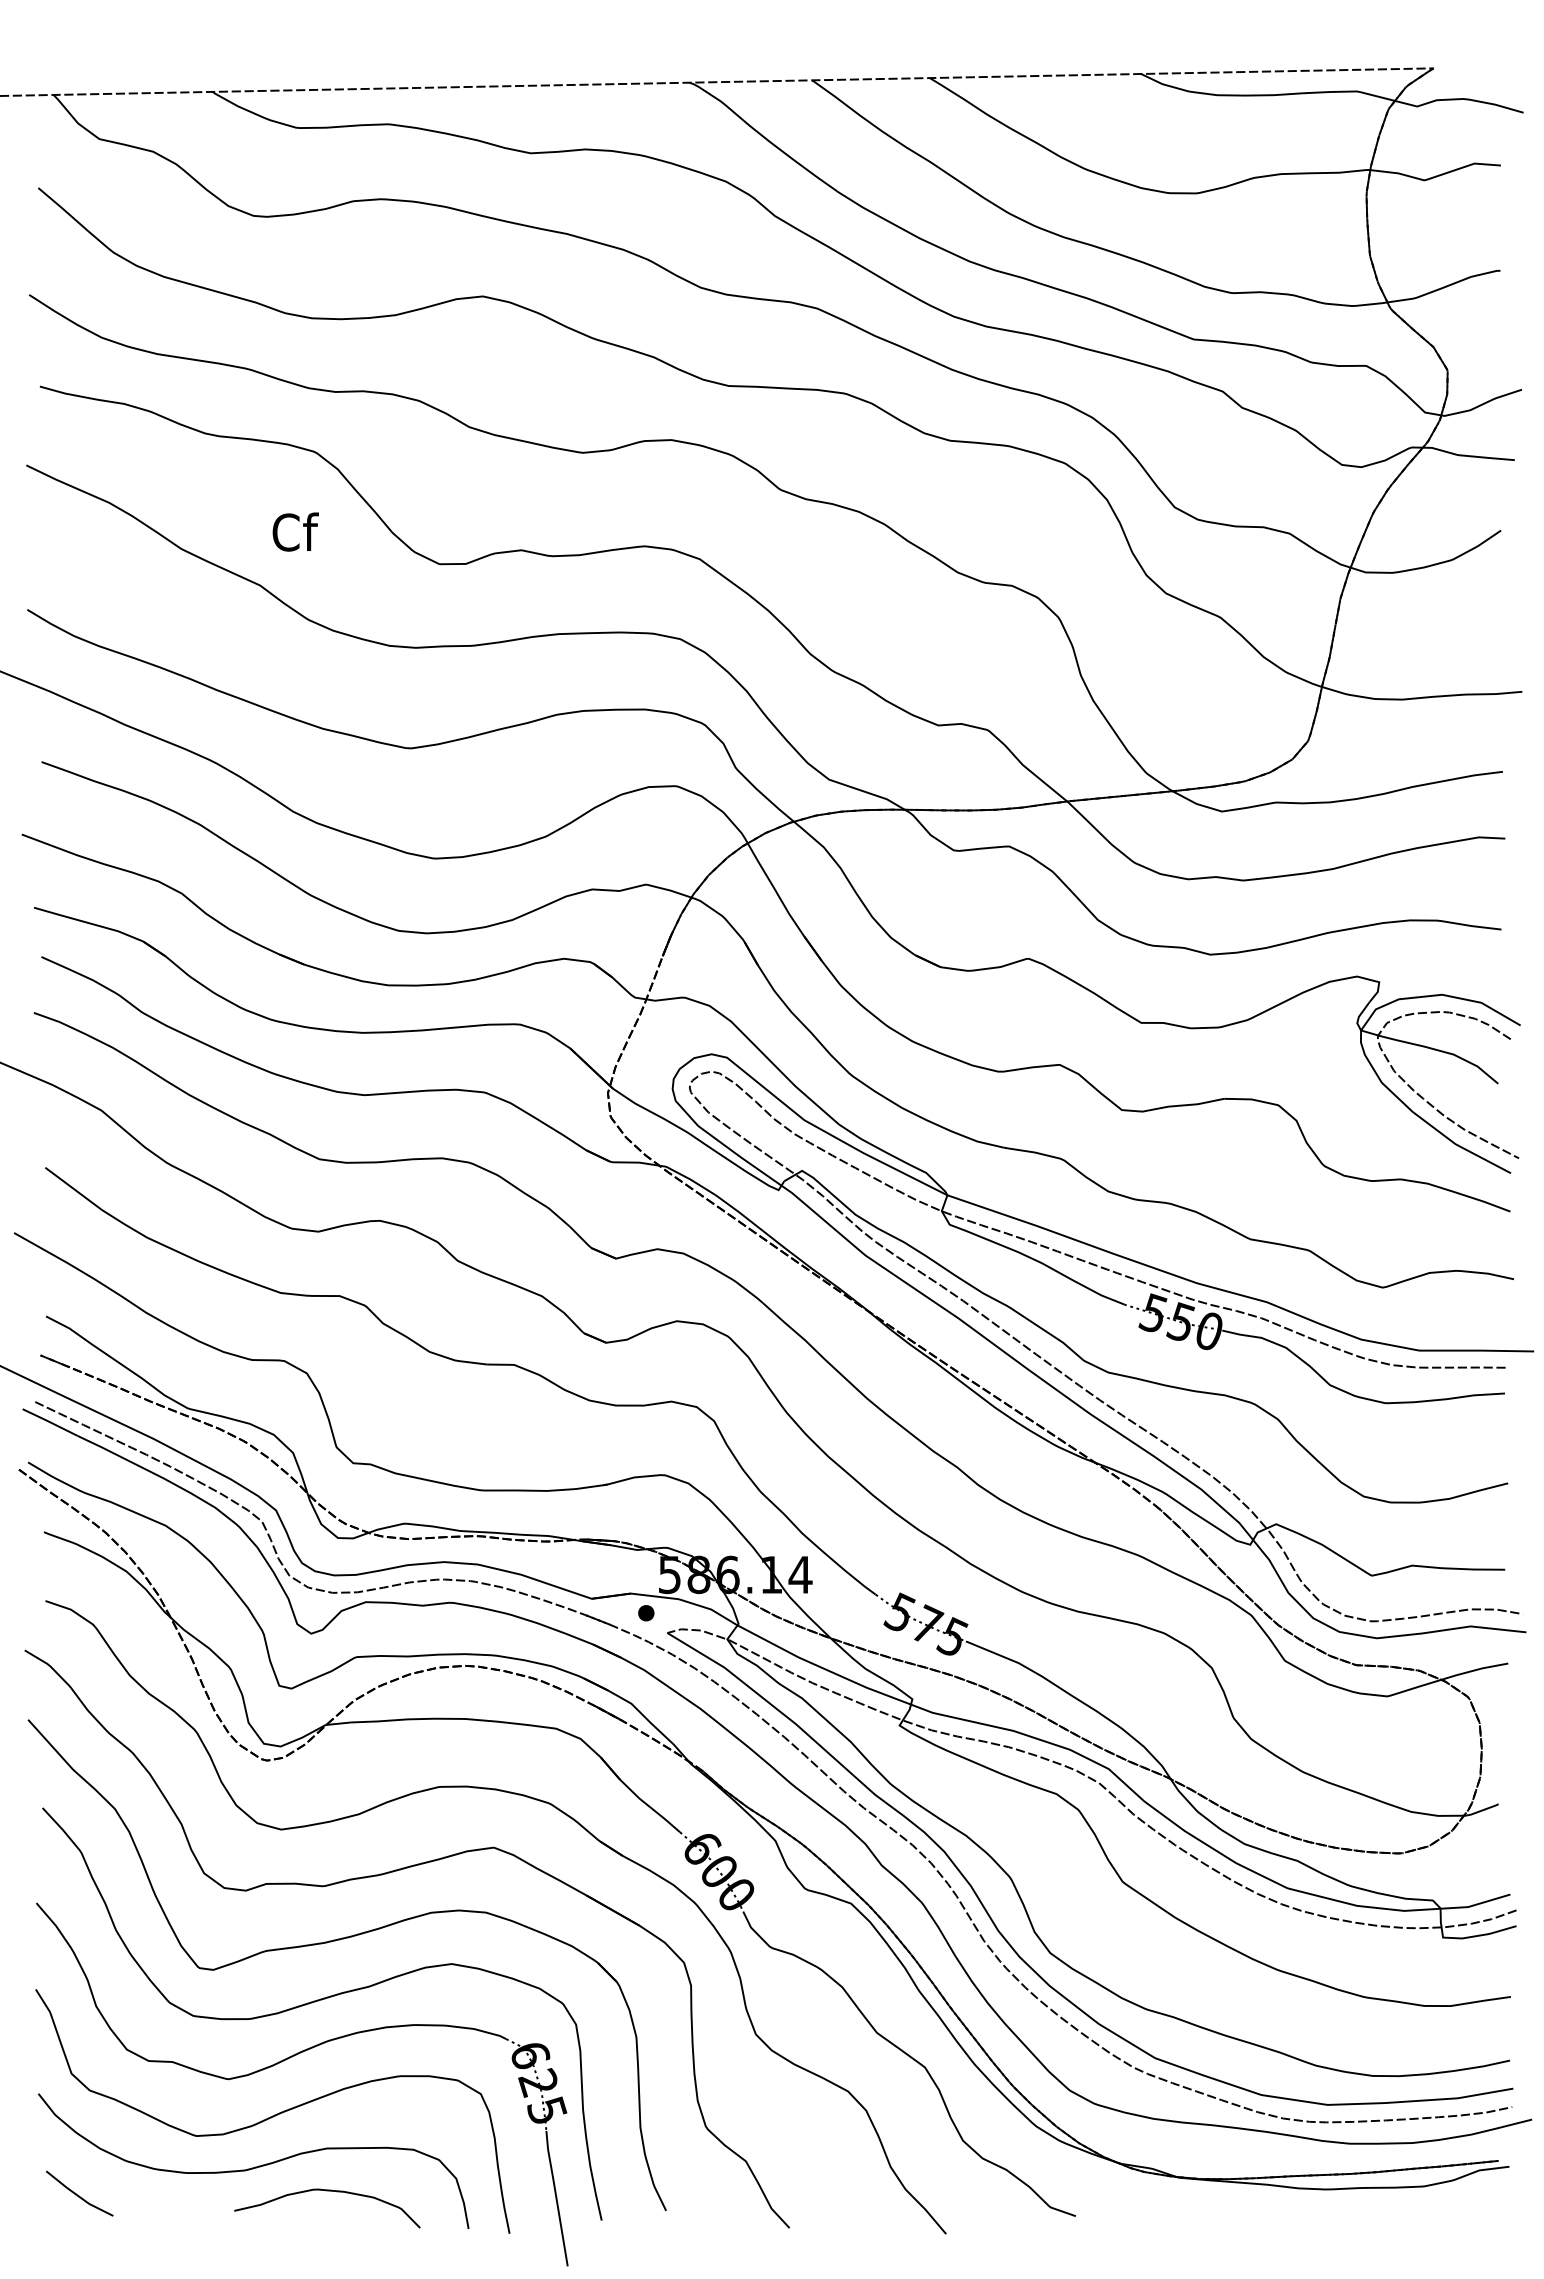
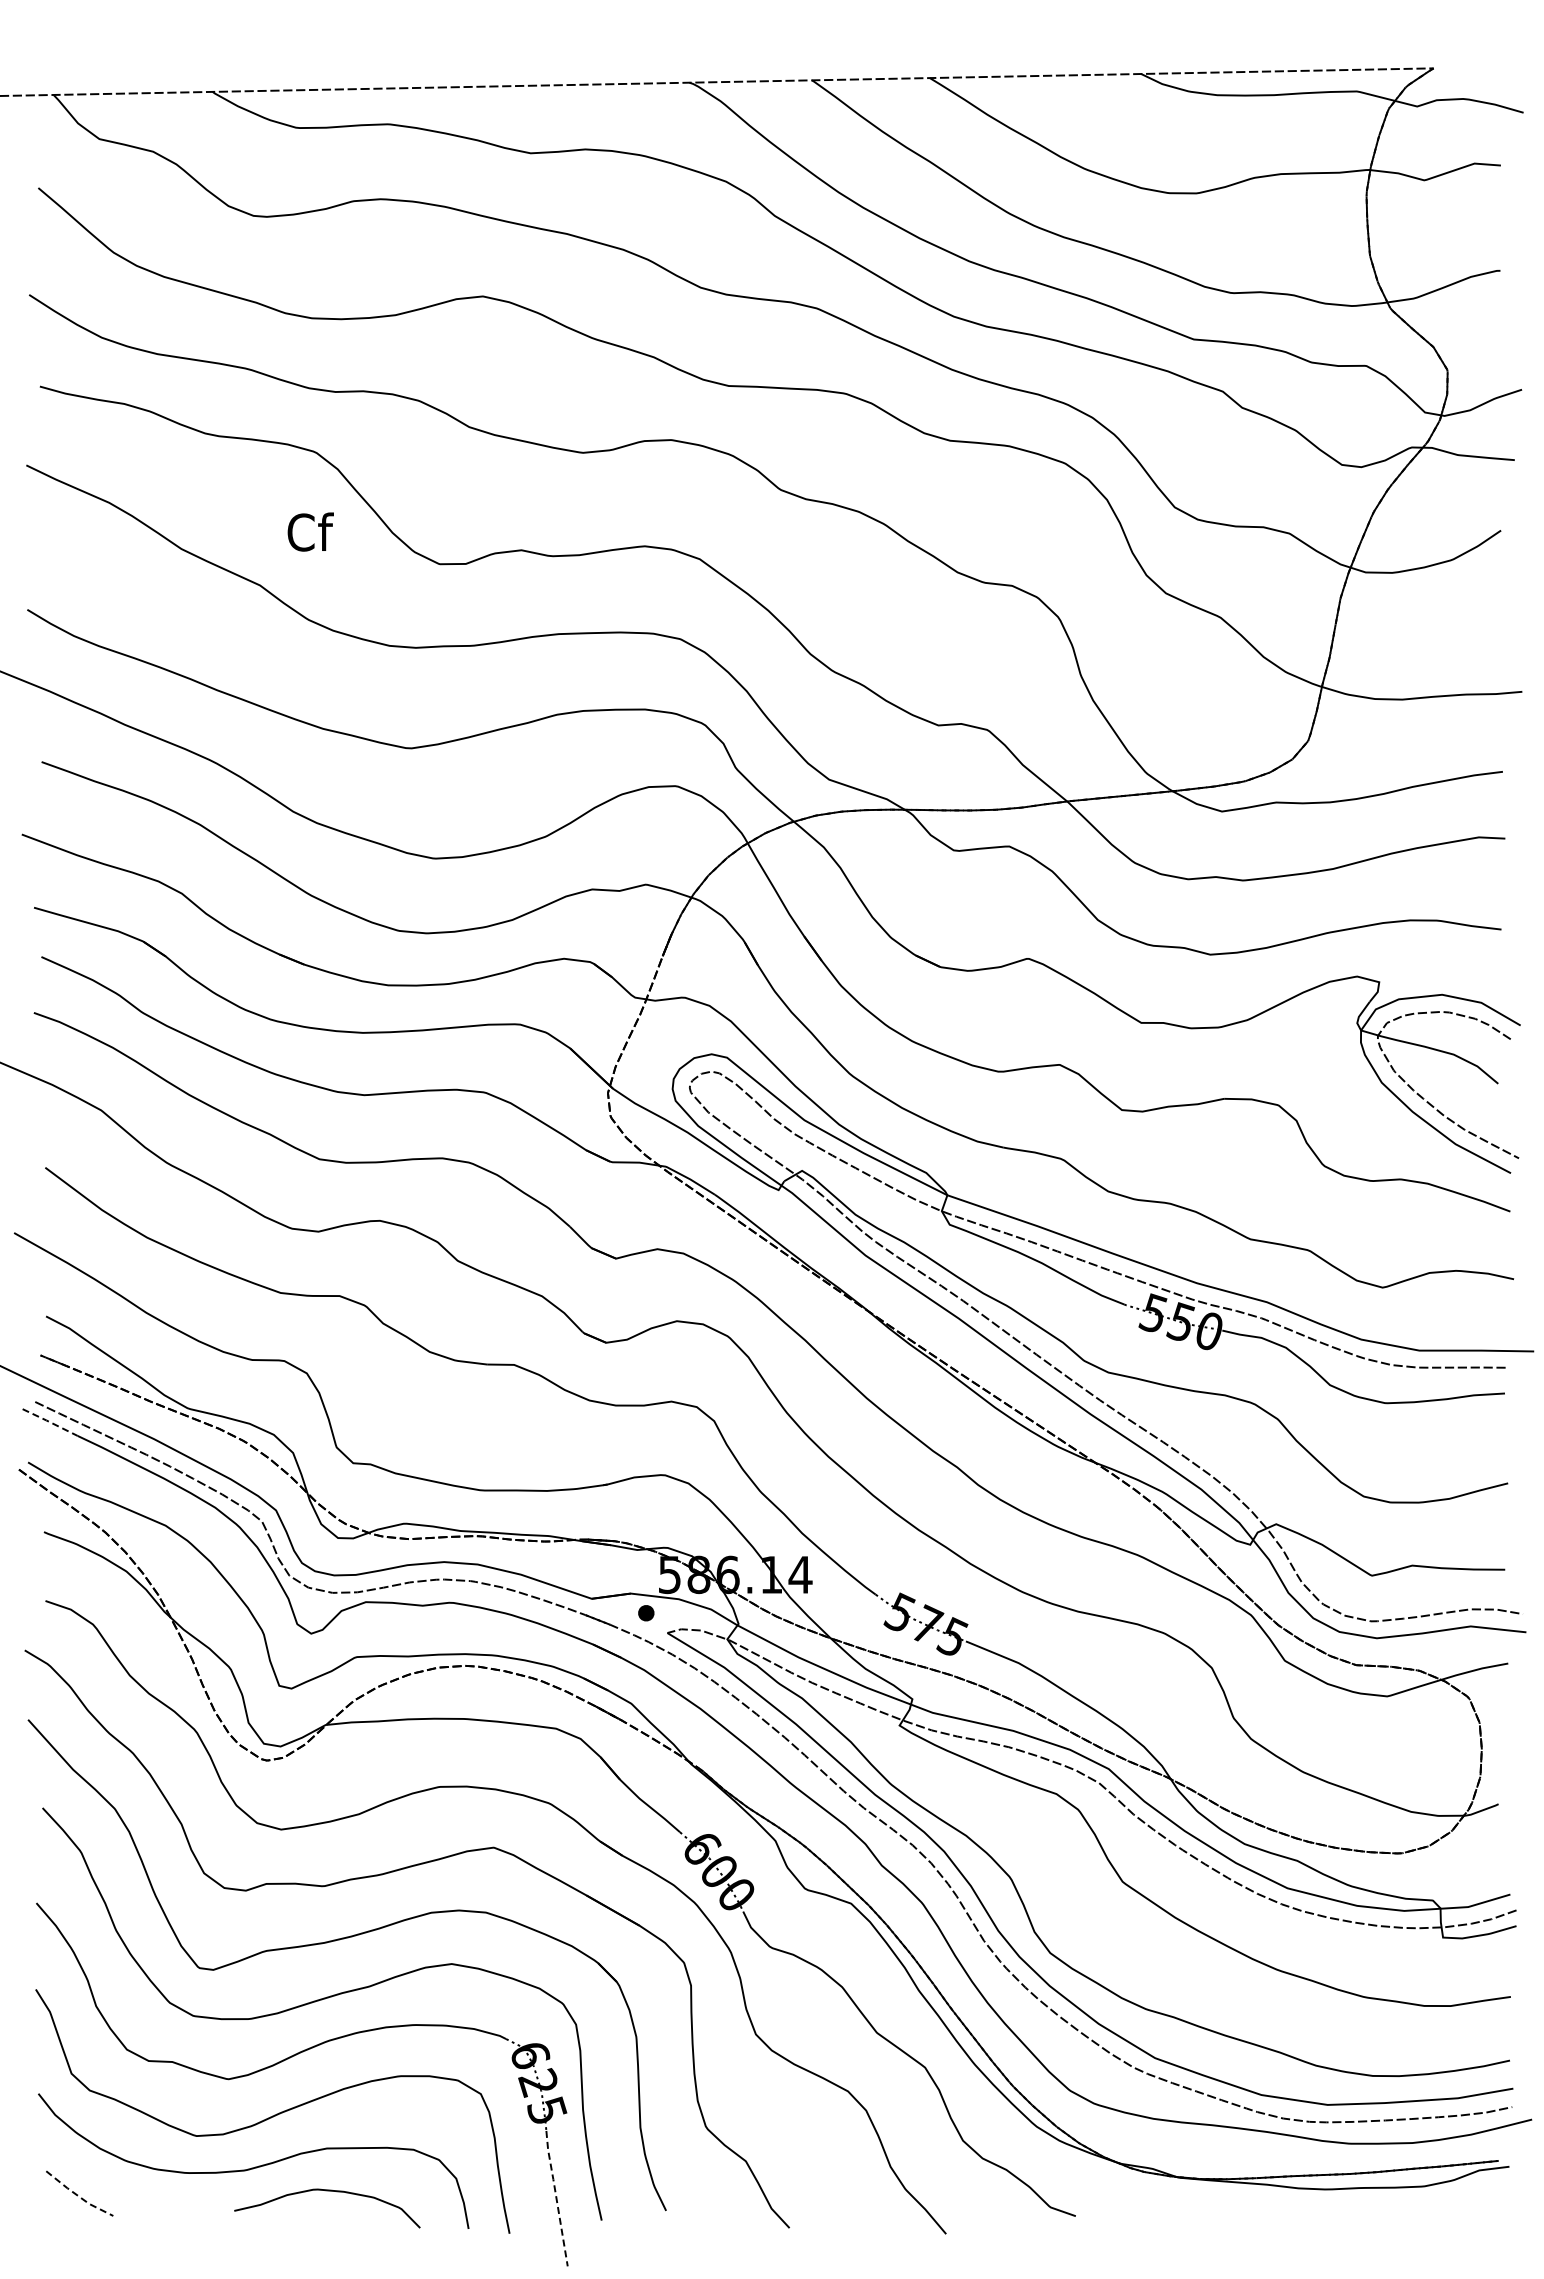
text position: (295, 531) -> (310, 531) (310, 531)
line: solid -> dashed (50, 1422)
line: solid -> dashed (77, 2195)
line: solid -> dashed (556, 2198)
